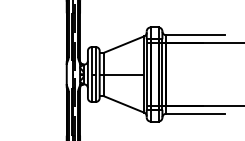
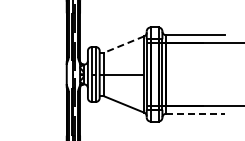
line: solid -> dashed (123, 44)
line: solid -> dashed (196, 113)
